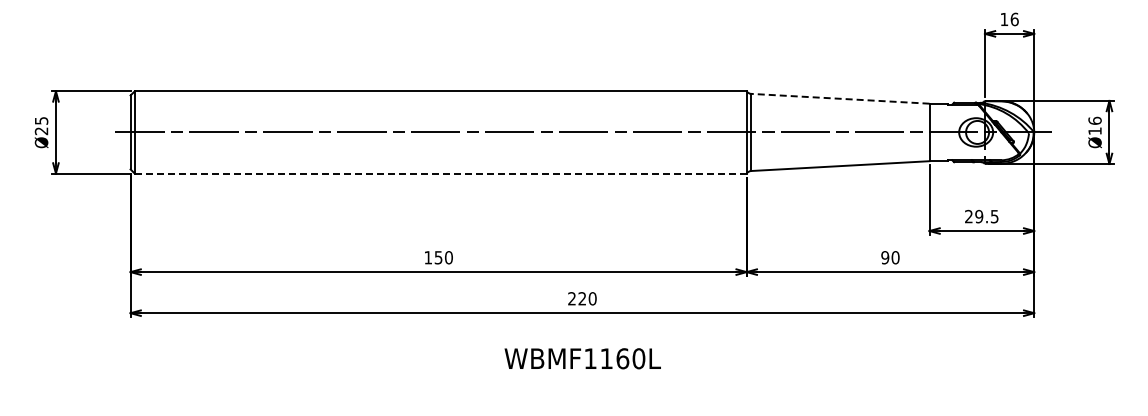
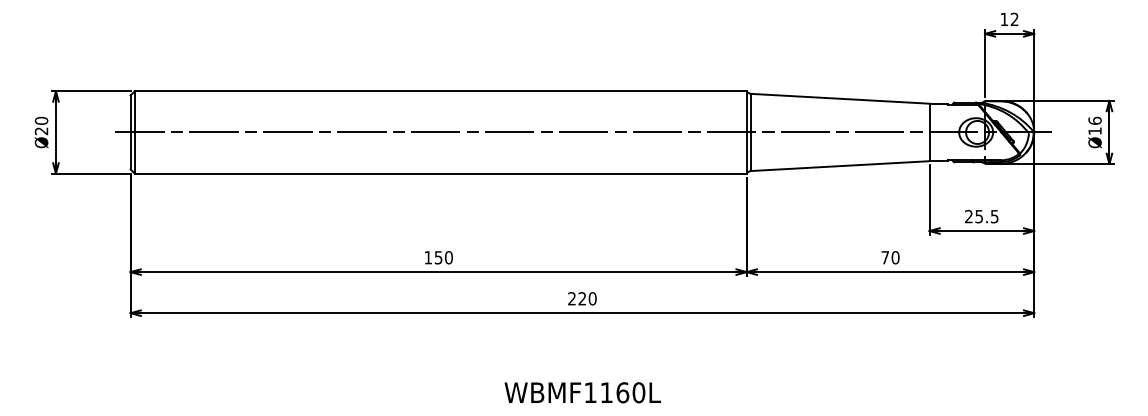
text: 16 -> 12 (1014, 19)
line: dashed -> solid (839, 98)
text: Ø25 -> Ø20 (41, 120)
line: dashed -> solid (441, 173)
text: 29.5 -> 25.5 (979, 215)
text: 90 -> 70 (885, 257)
text position: (582, 358) -> (582, 392) (582, 392)
